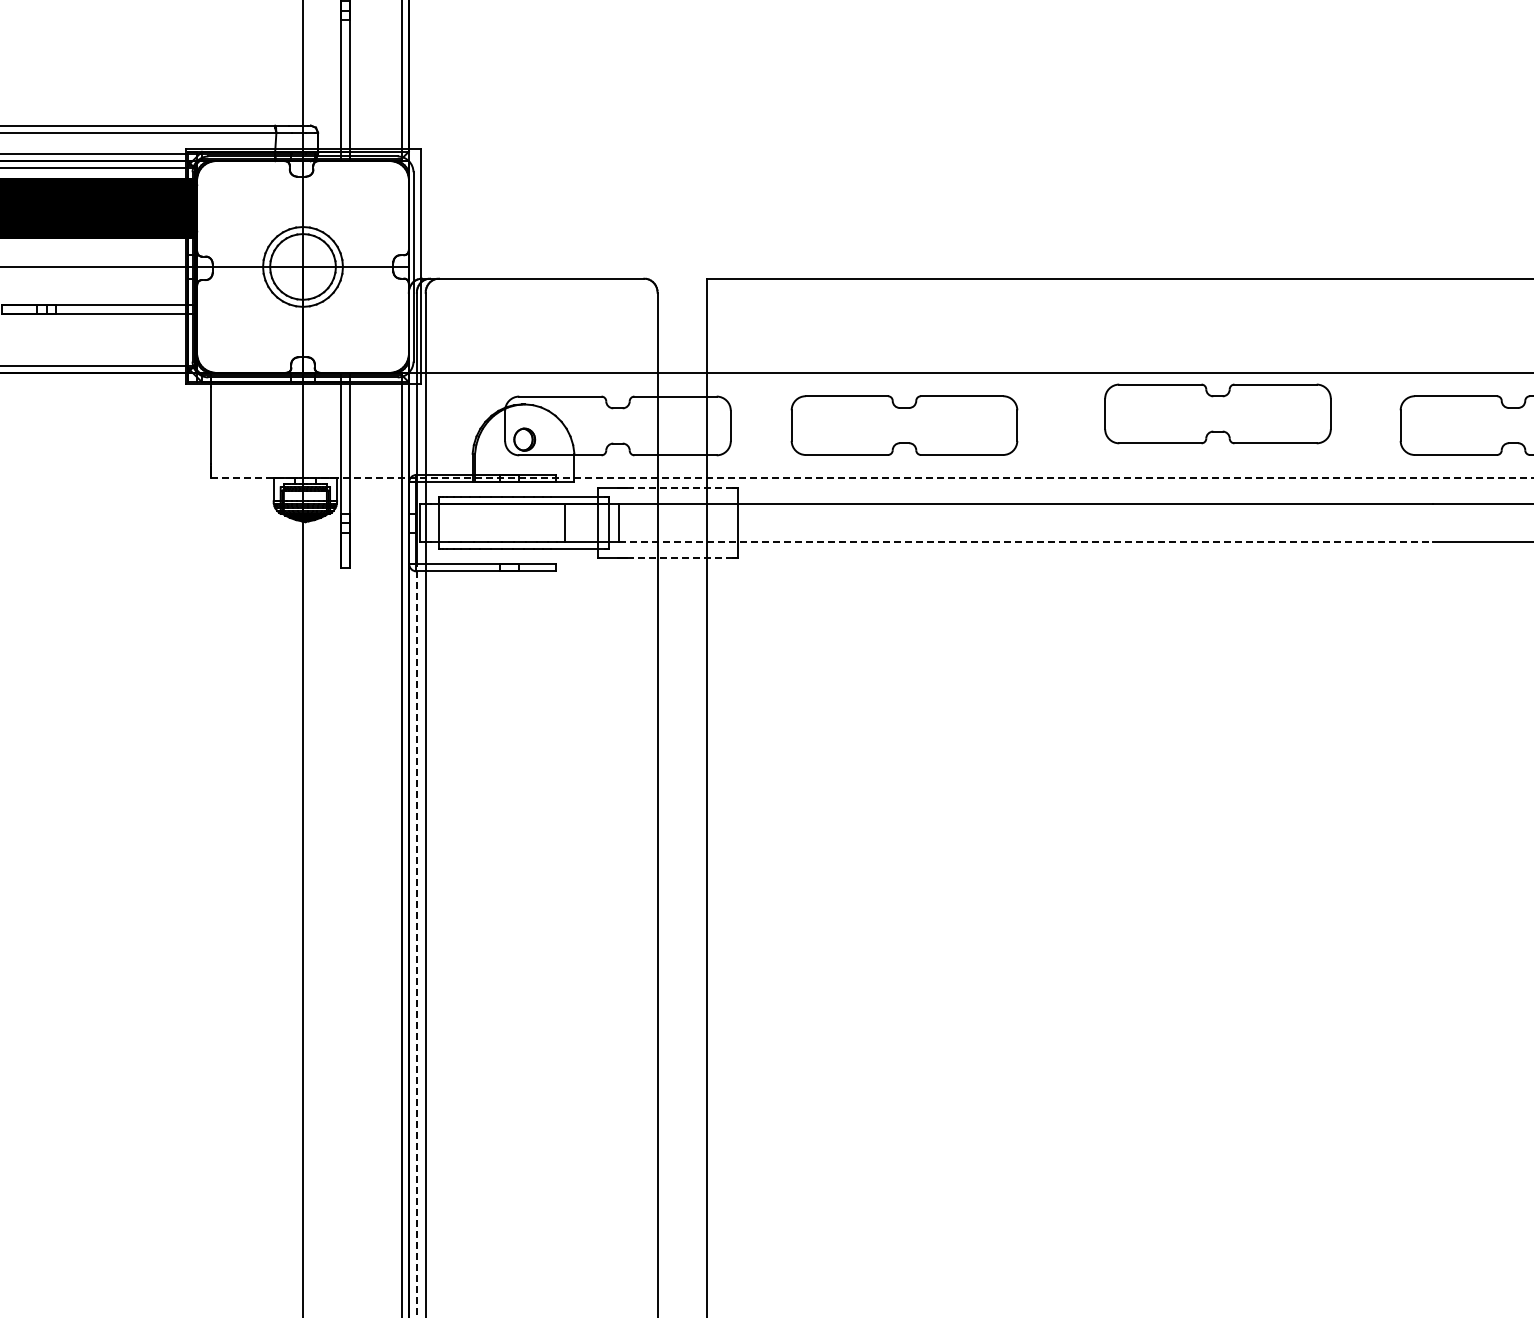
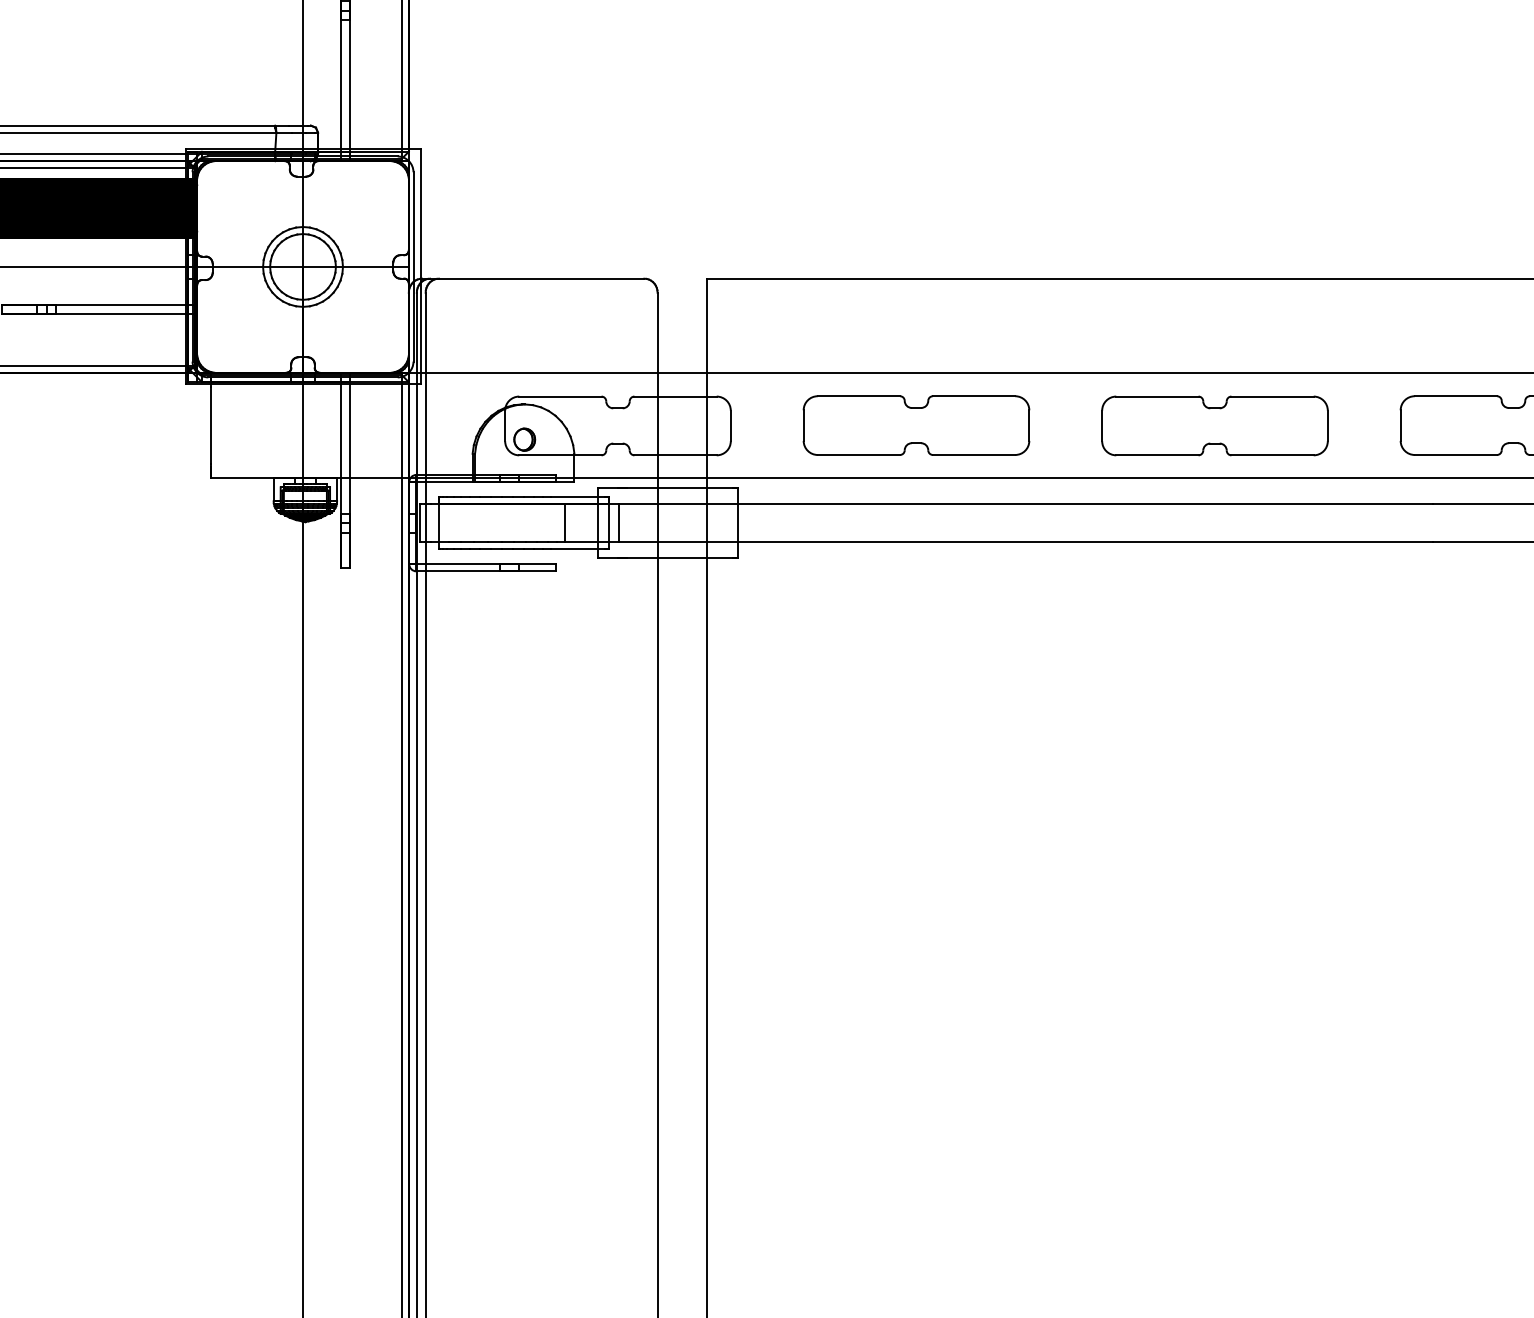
part position: (1217, 413) -> (1214, 425) (1214, 425)
part position: (904, 425) -> (916, 425) (916, 425)
line: dashed -> solid (872, 478)
line: dashed -> solid (680, 487)
line: dashed -> solid (1026, 541)
line: dashed -> solid (680, 558)
line: dashed -> solid (416, 941)
